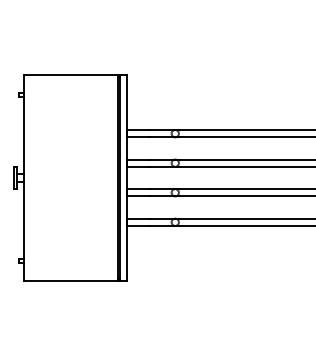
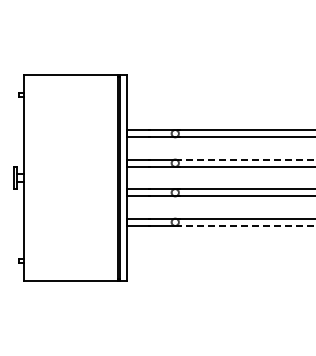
line: solid -> dashed (247, 159)
line: solid -> dashed (247, 225)
